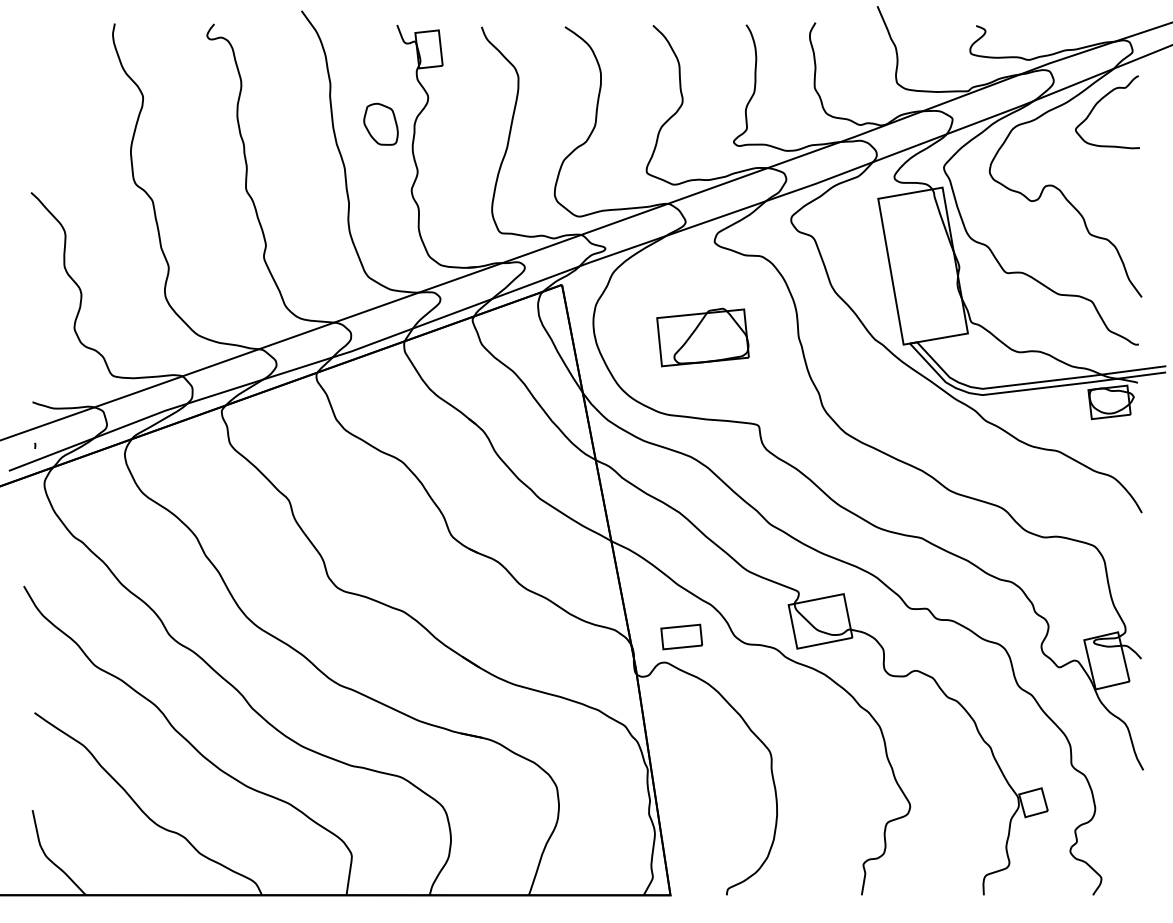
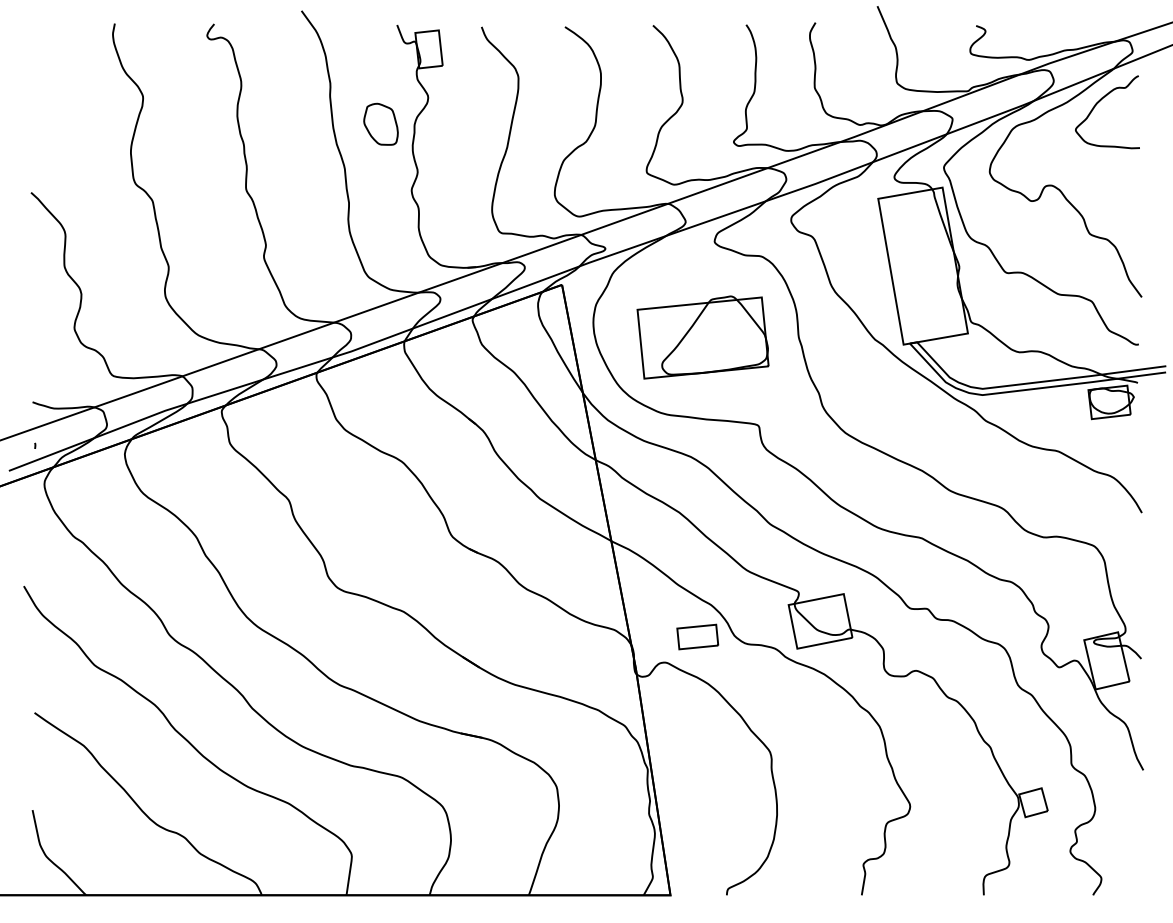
part size: 94x61 px -> 134x85 px (702, 337)
part position: (681, 636) -> (697, 636) (697, 636)
